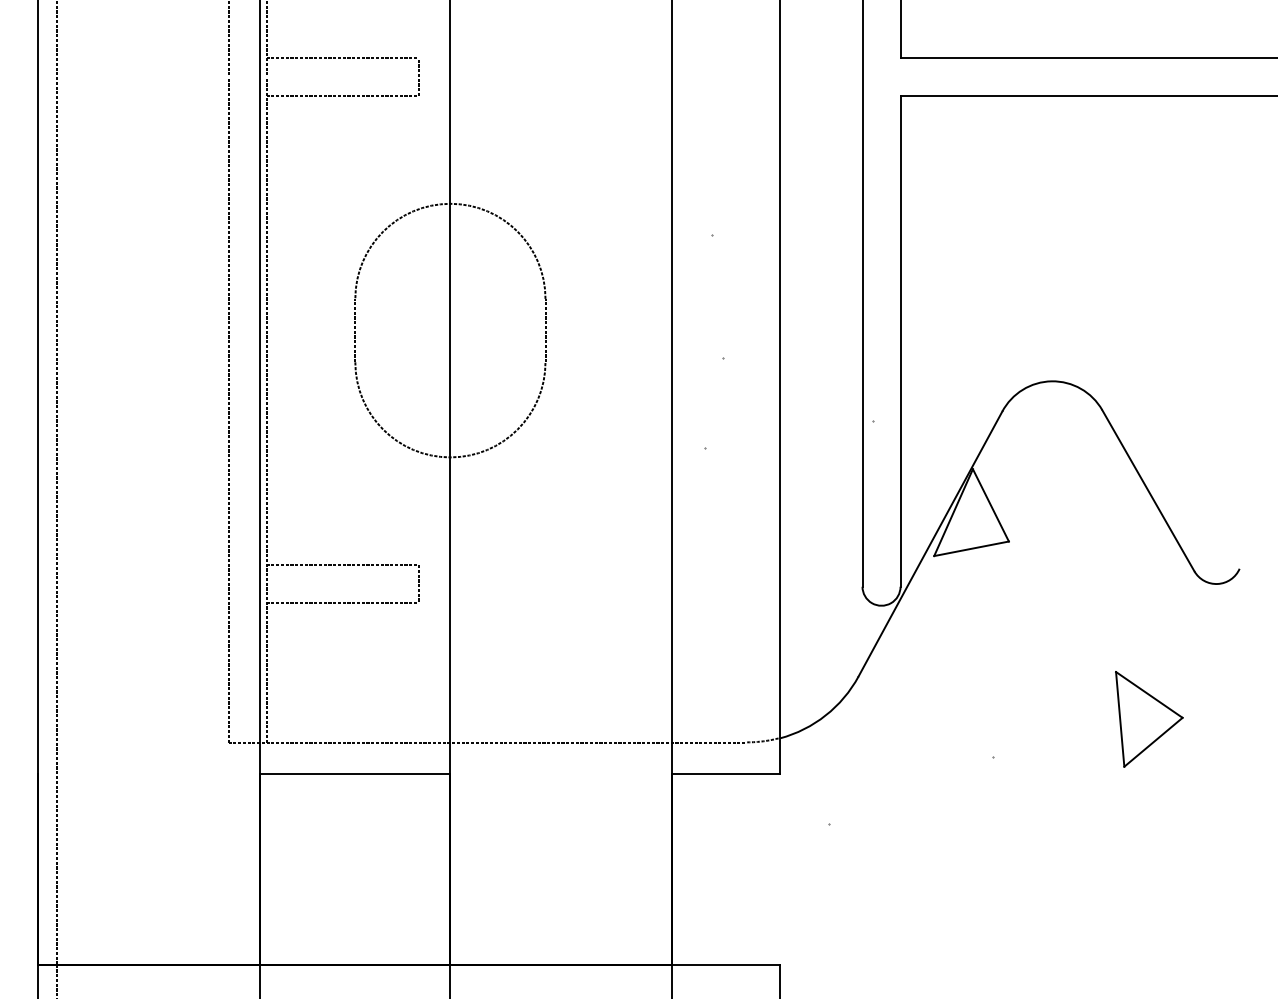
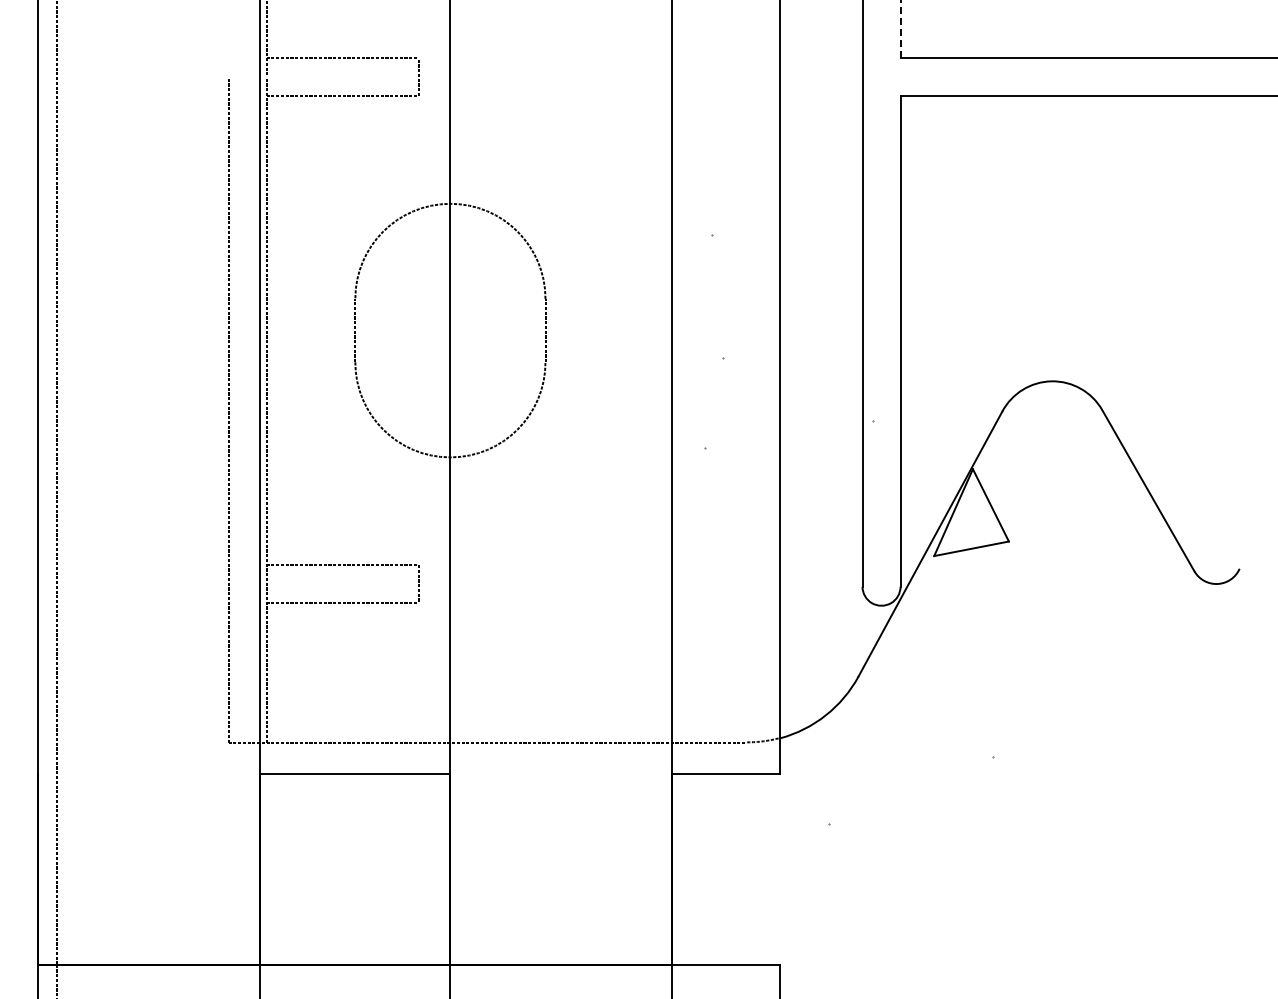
line: solid -> dashed (900, 29)
line: present -> none (228, 39)
part: present -> none (1149, 719)
